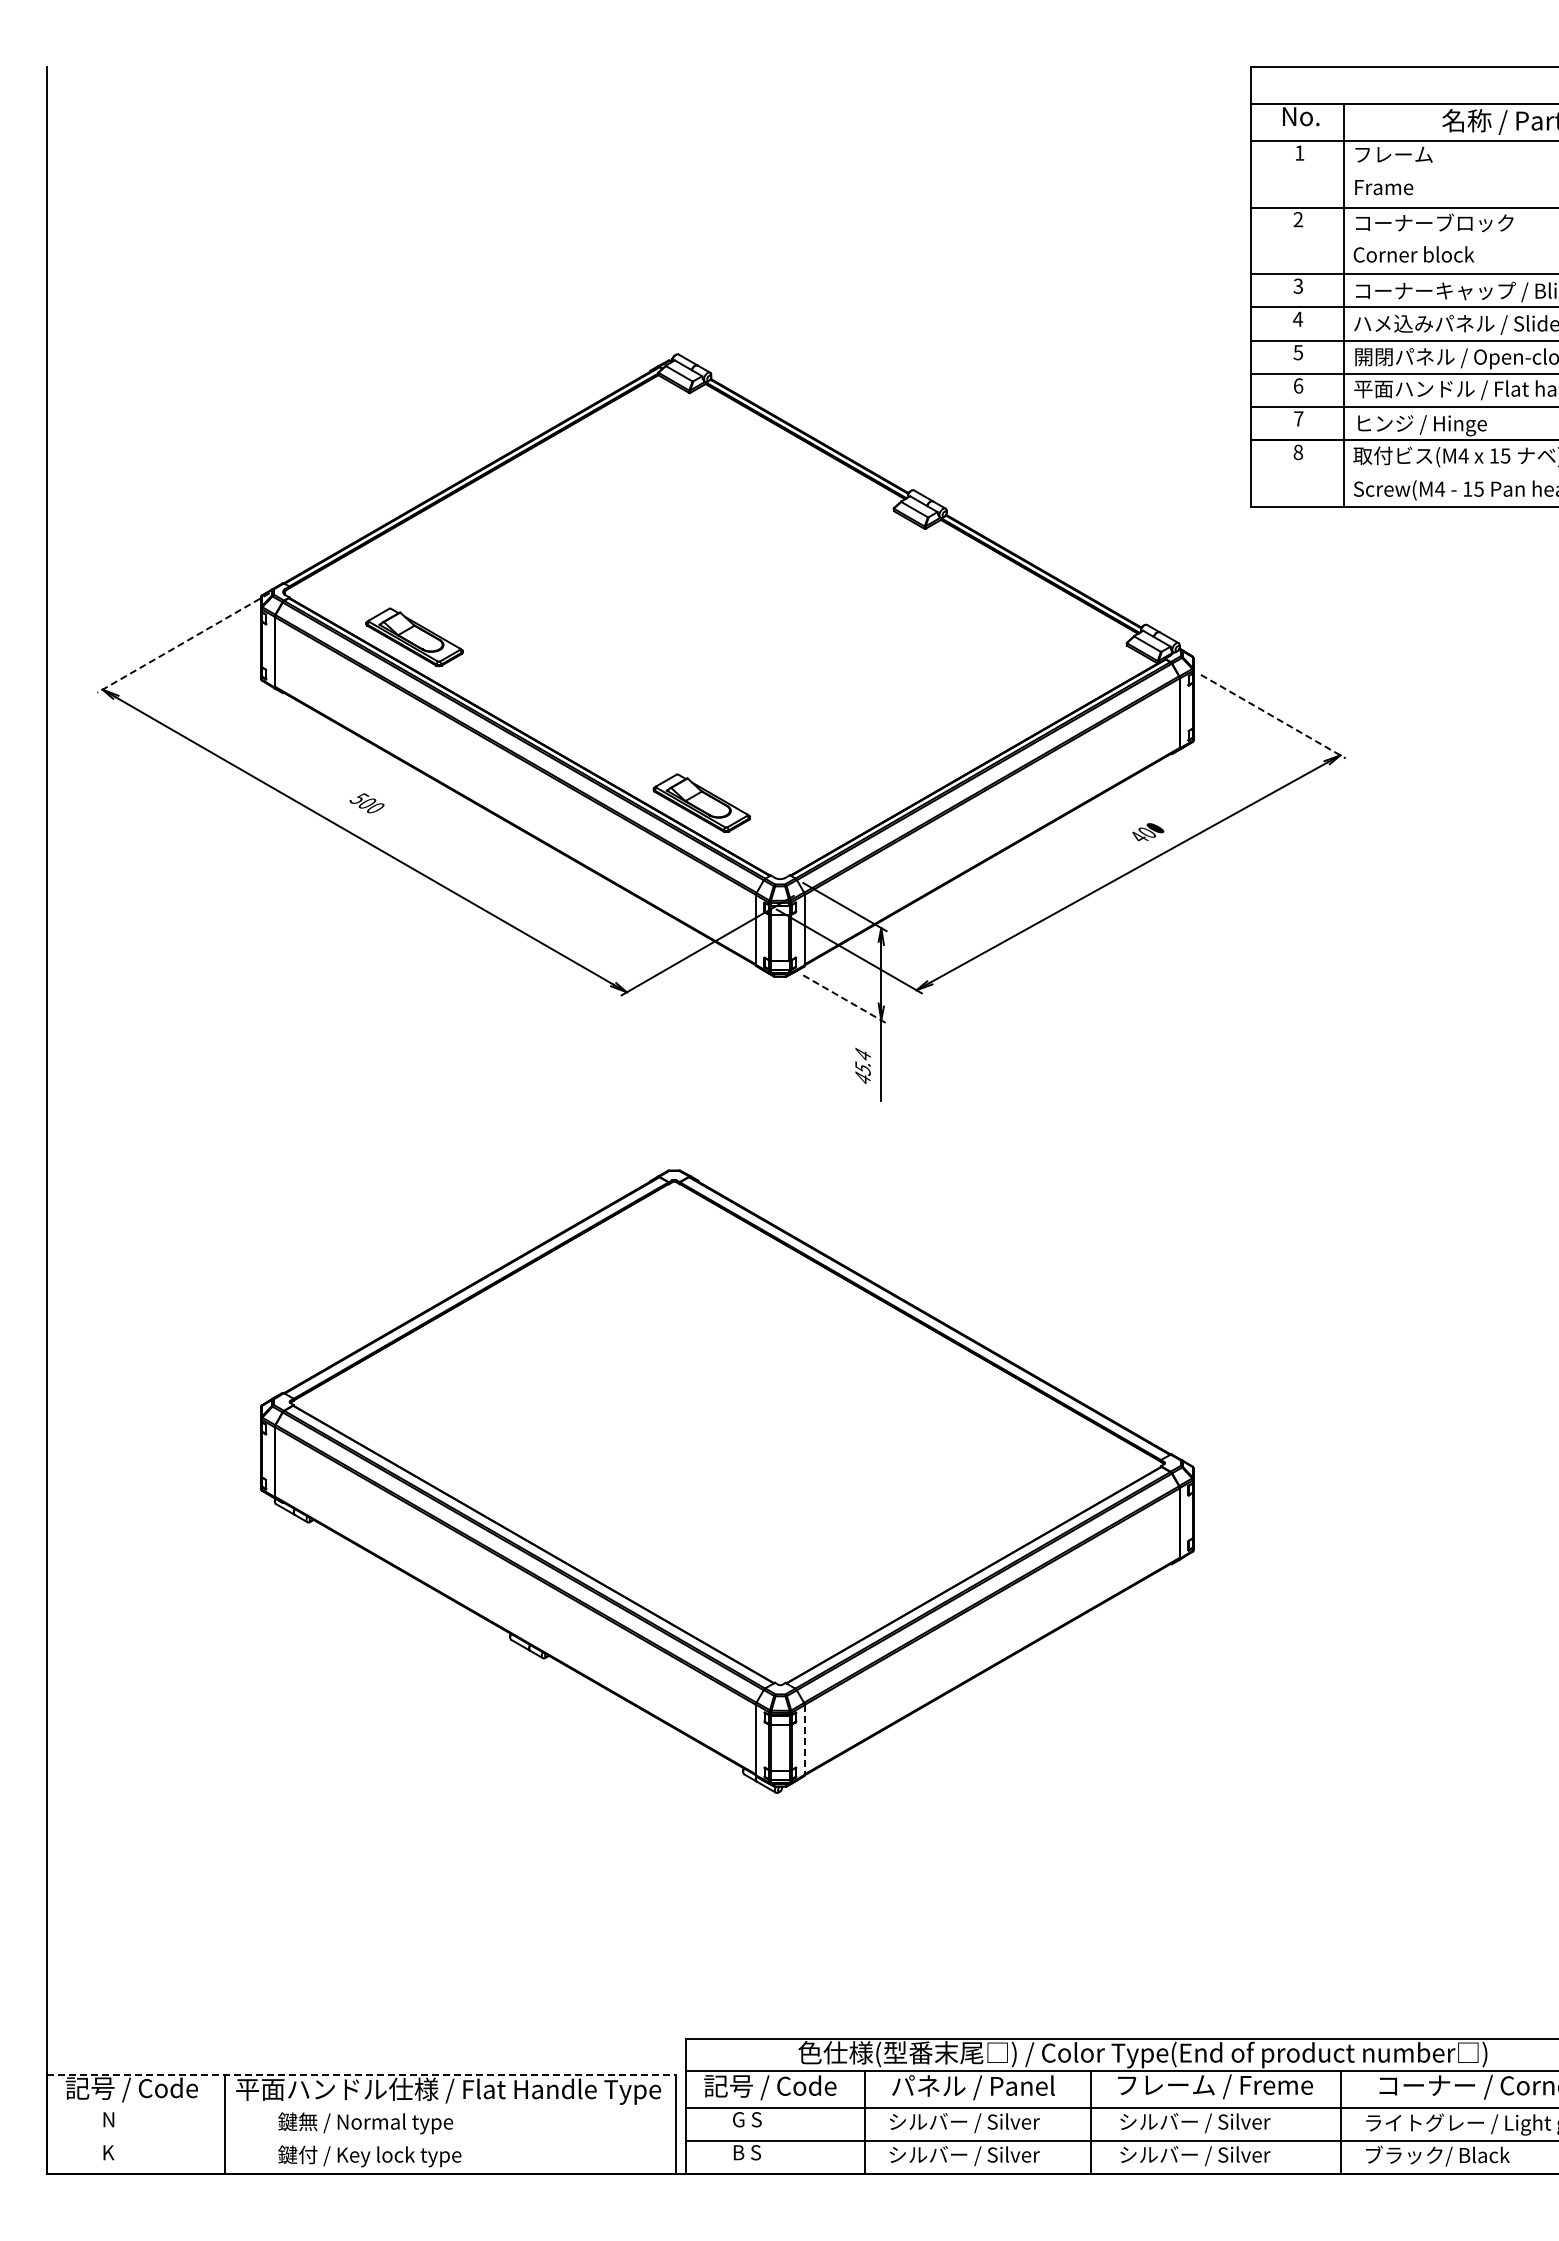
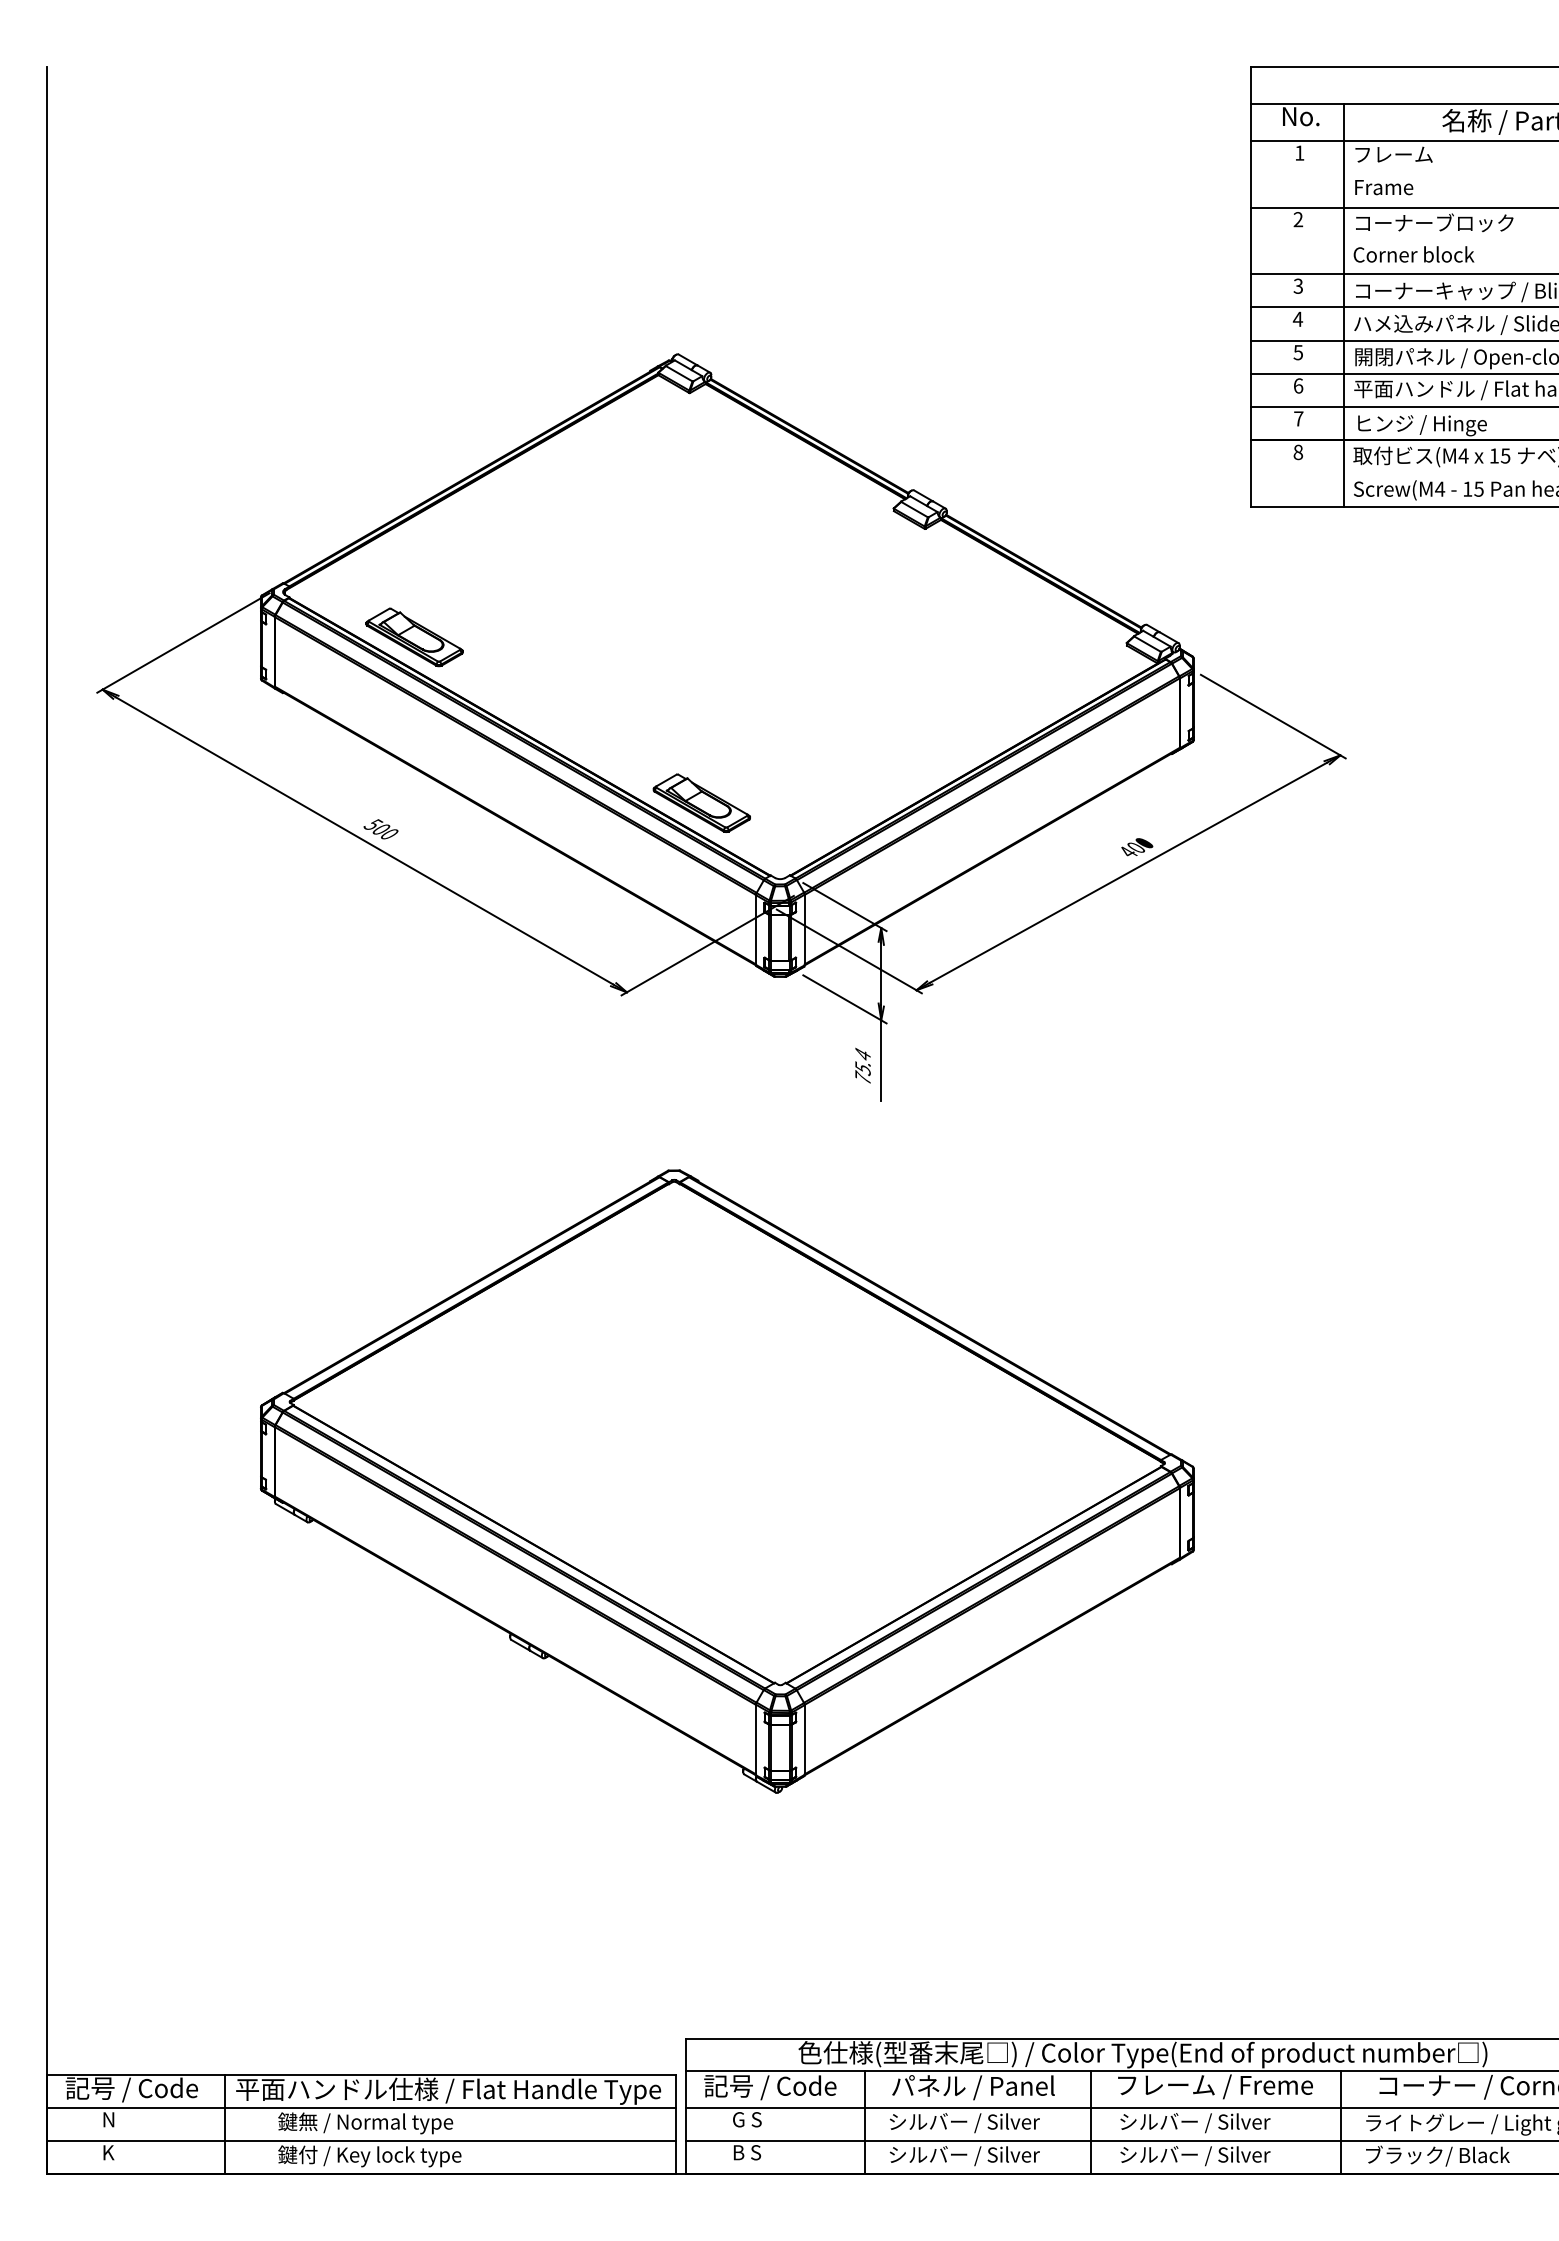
line: dashed -> solid (183, 643)
line: dashed -> solid (1273, 716)
text position: (366, 803) -> (380, 829) (380, 829)
text position: (1148, 832) -> (1137, 847) (1137, 847)
line: dashed -> solid (845, 999)
text: 45.4 -> 75.4 (862, 1077)
line: dashed -> solid (804, 1739)
line: dashed -> solid (361, 2074)
line: none -> present (361, 2107)
line: none -> present (361, 2140)
